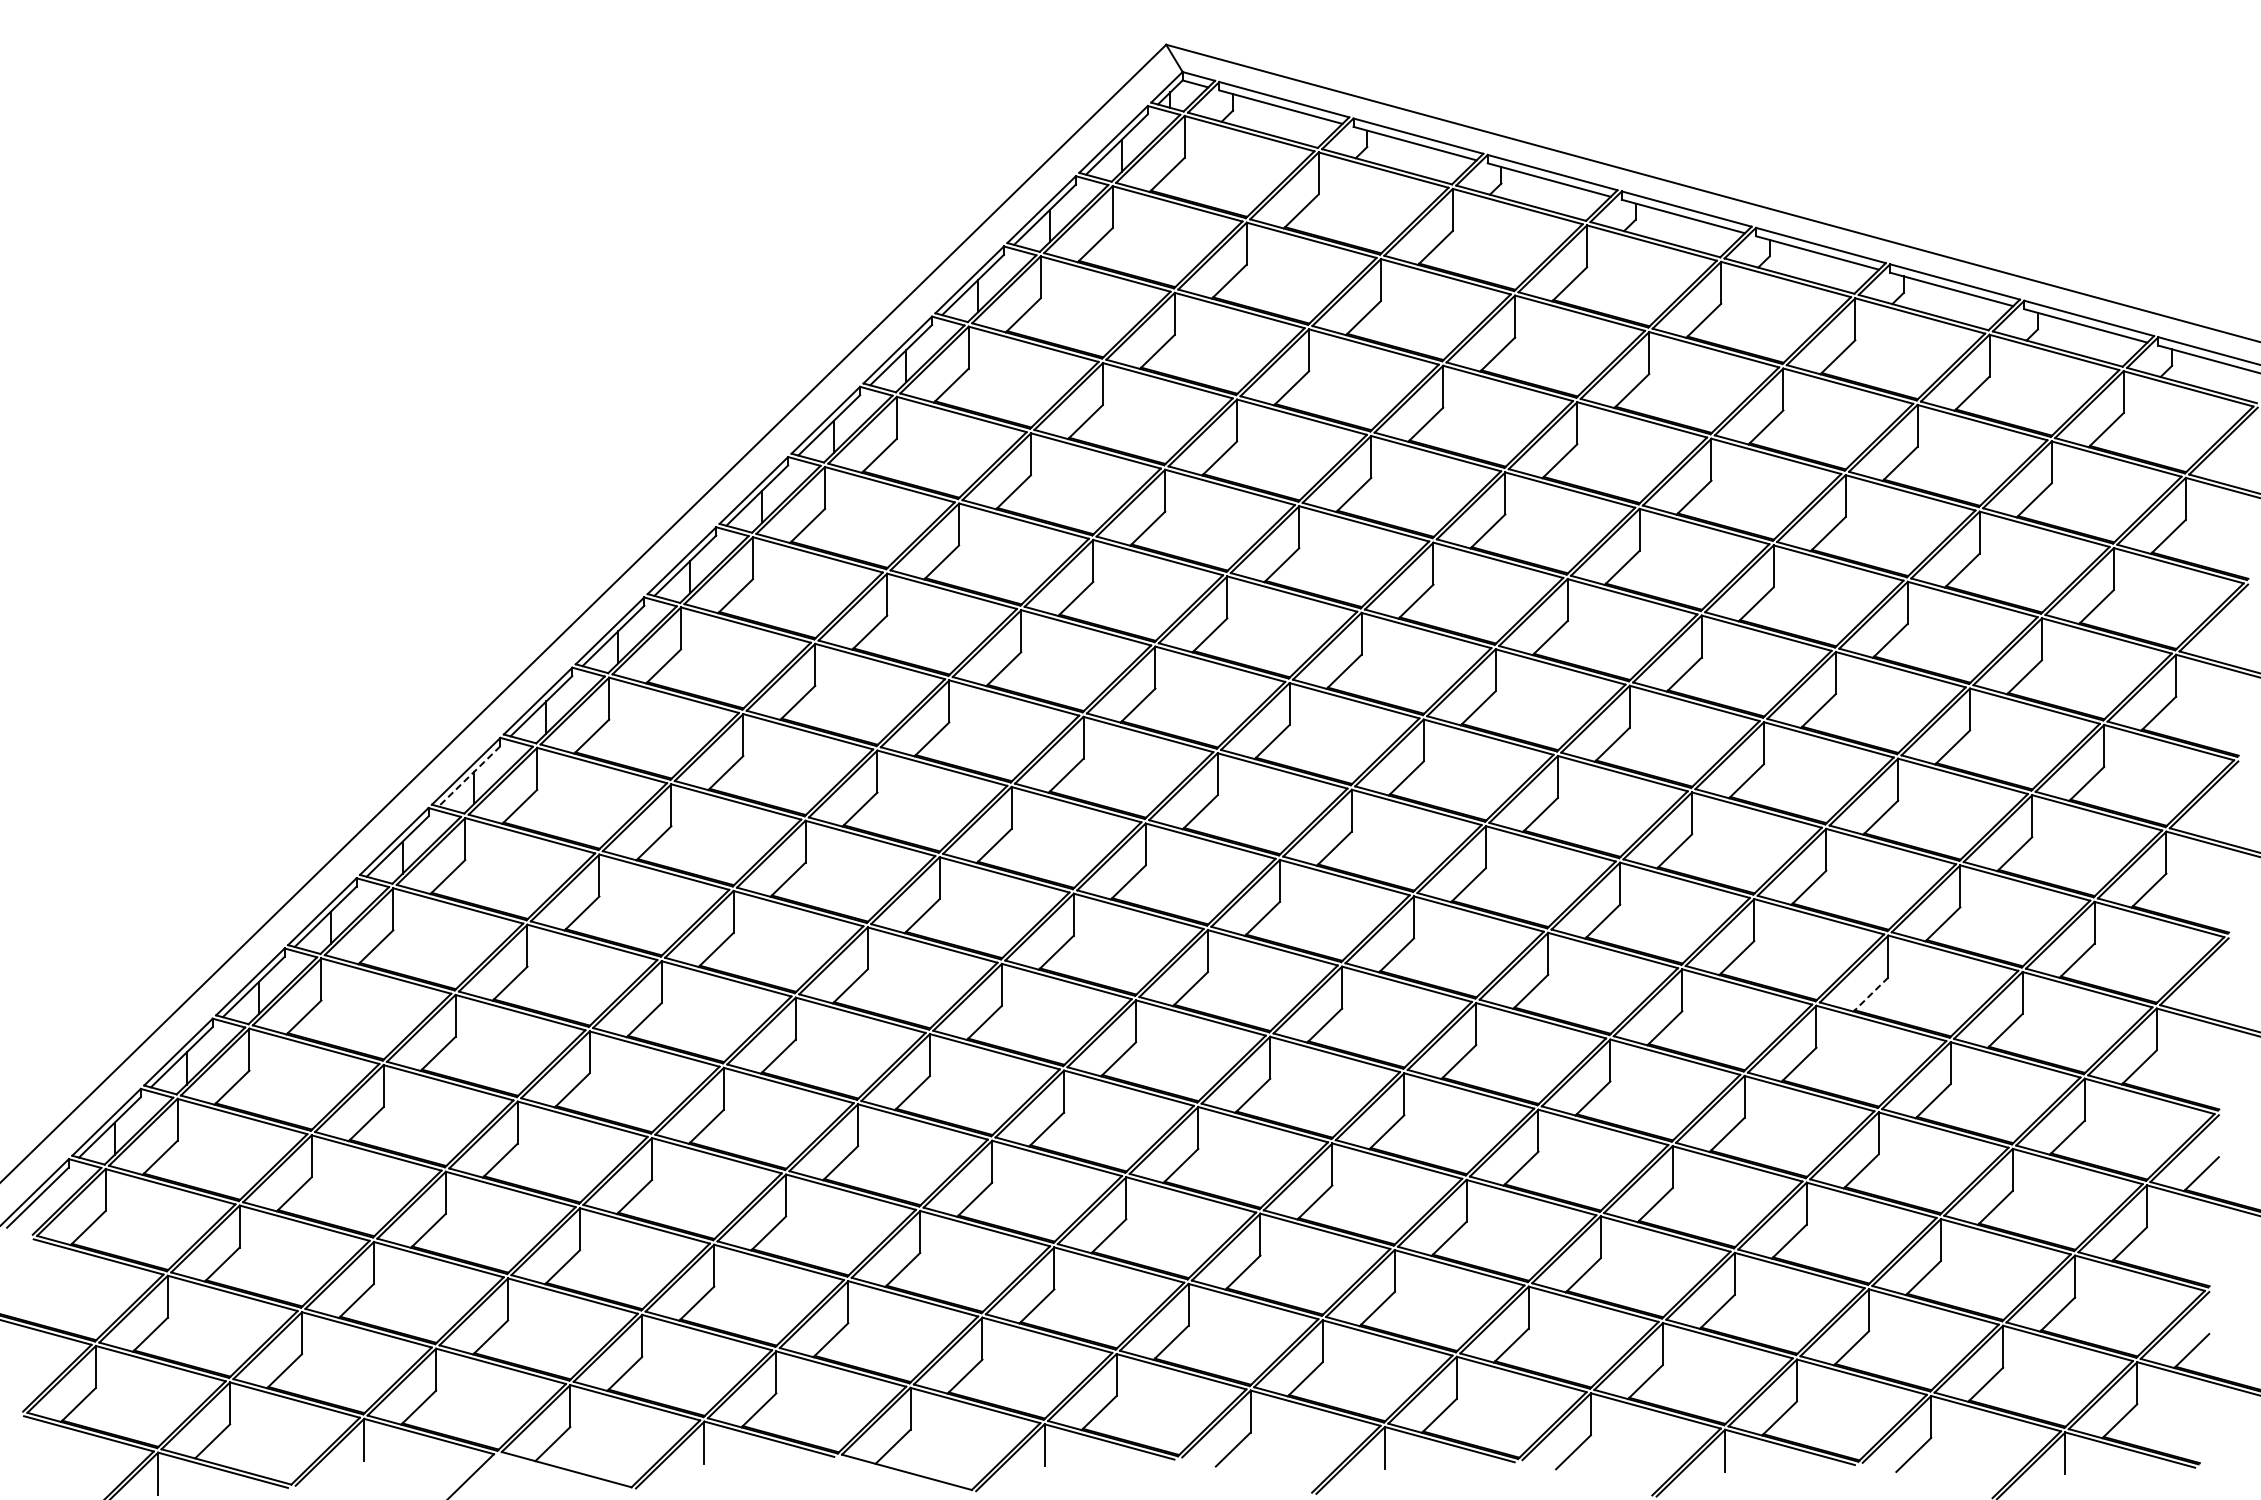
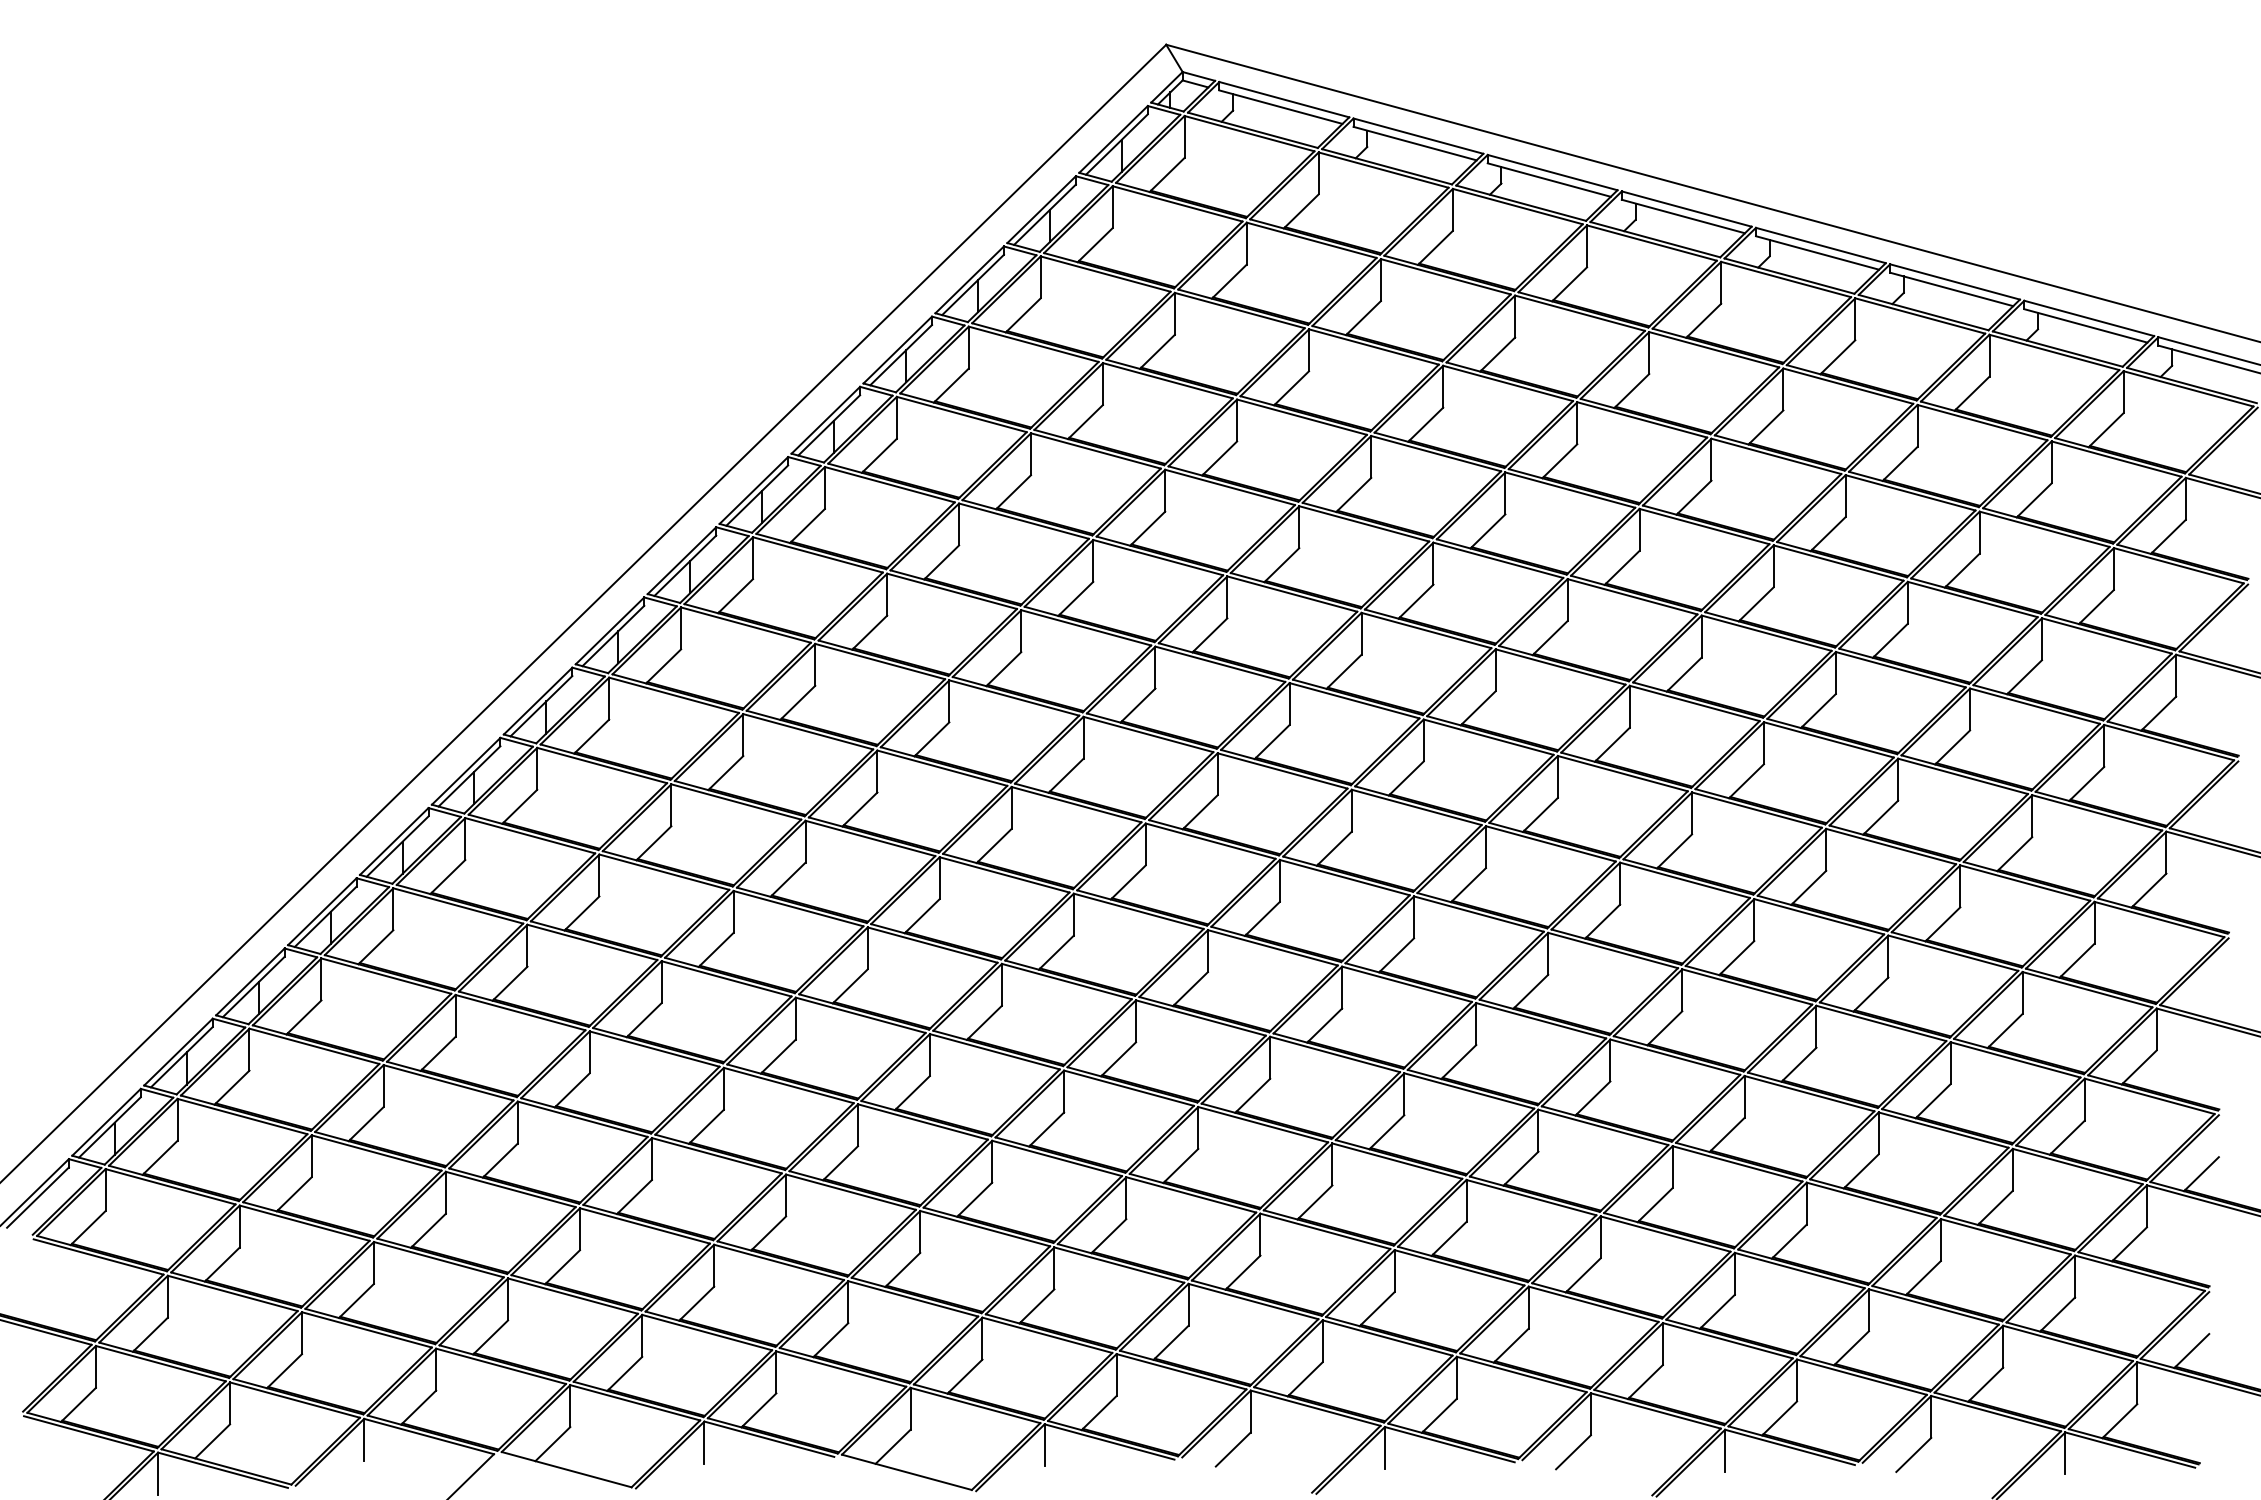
line: dashed -> solid (469, 776)
line: dashed -> solid (1870, 994)
